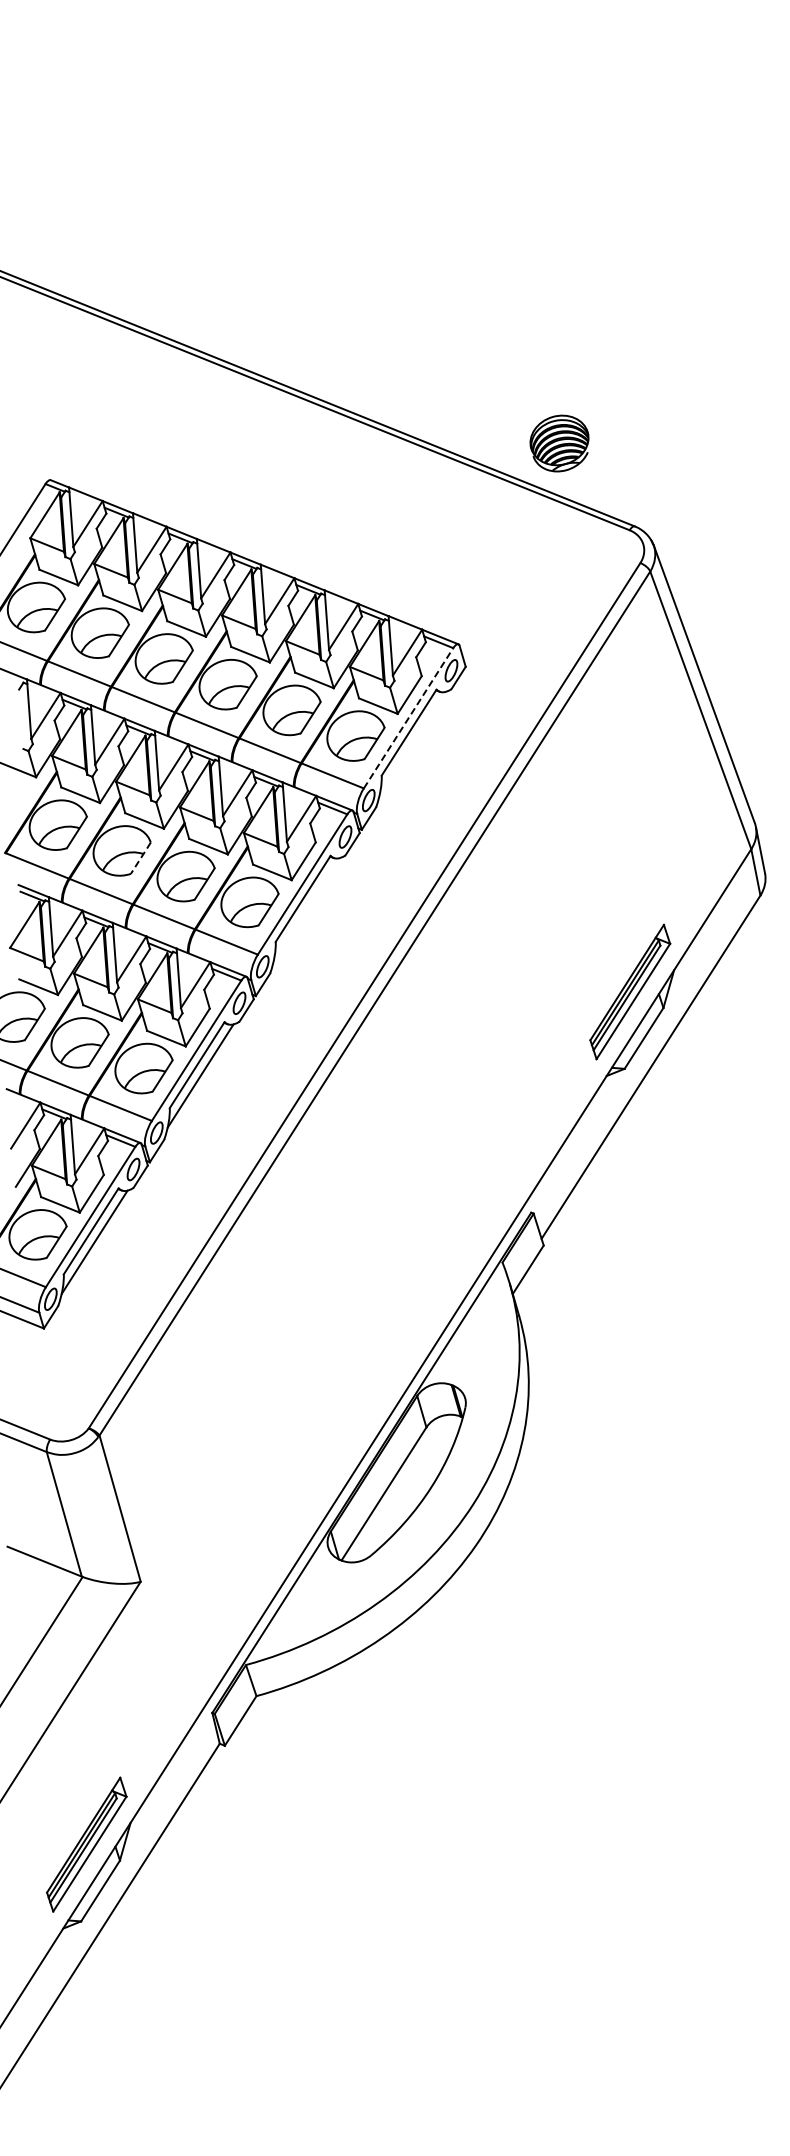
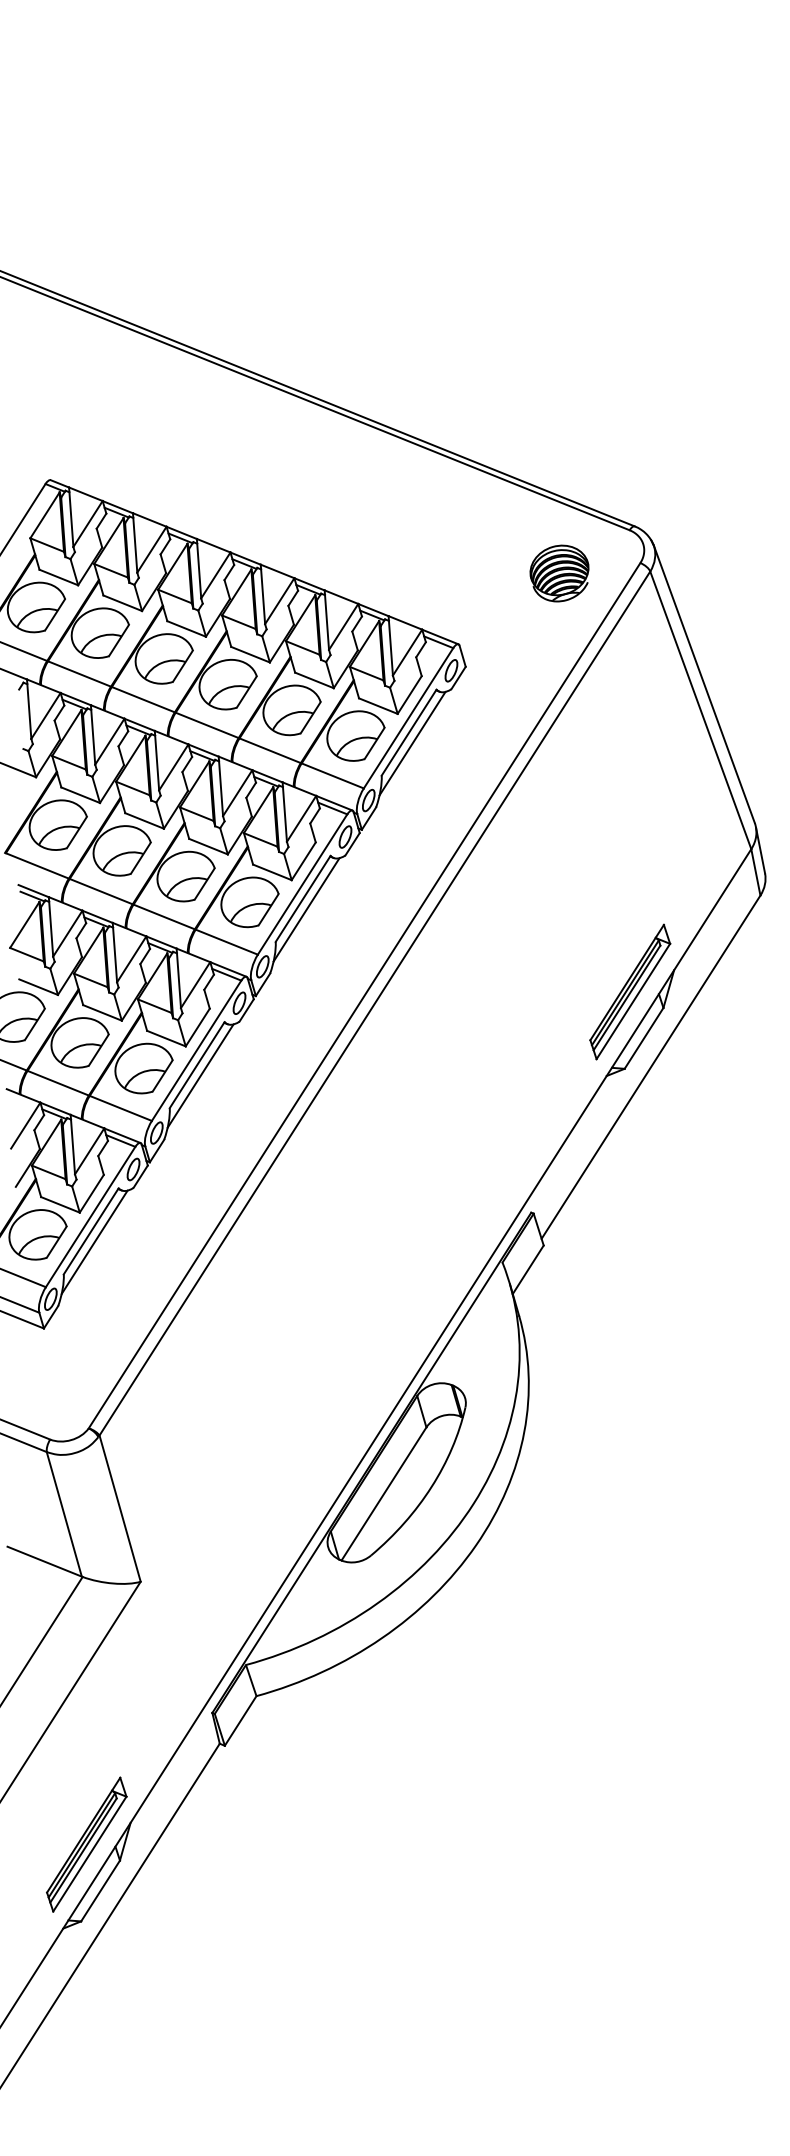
part position: (559, 443) -> (559, 573) (559, 573)
line: dashed -> solid (408, 717)
line: none -> present (412, 743)
line: dashed -> solid (140, 858)
line: none -> present (306, 909)
